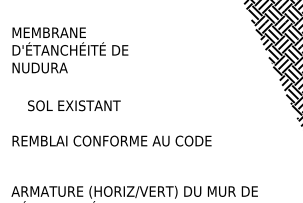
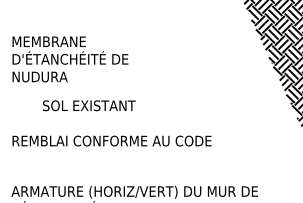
text position: (70, 50) -> (70, 59) (70, 59)
text position: (74, 105) -> (89, 105) (89, 105)
